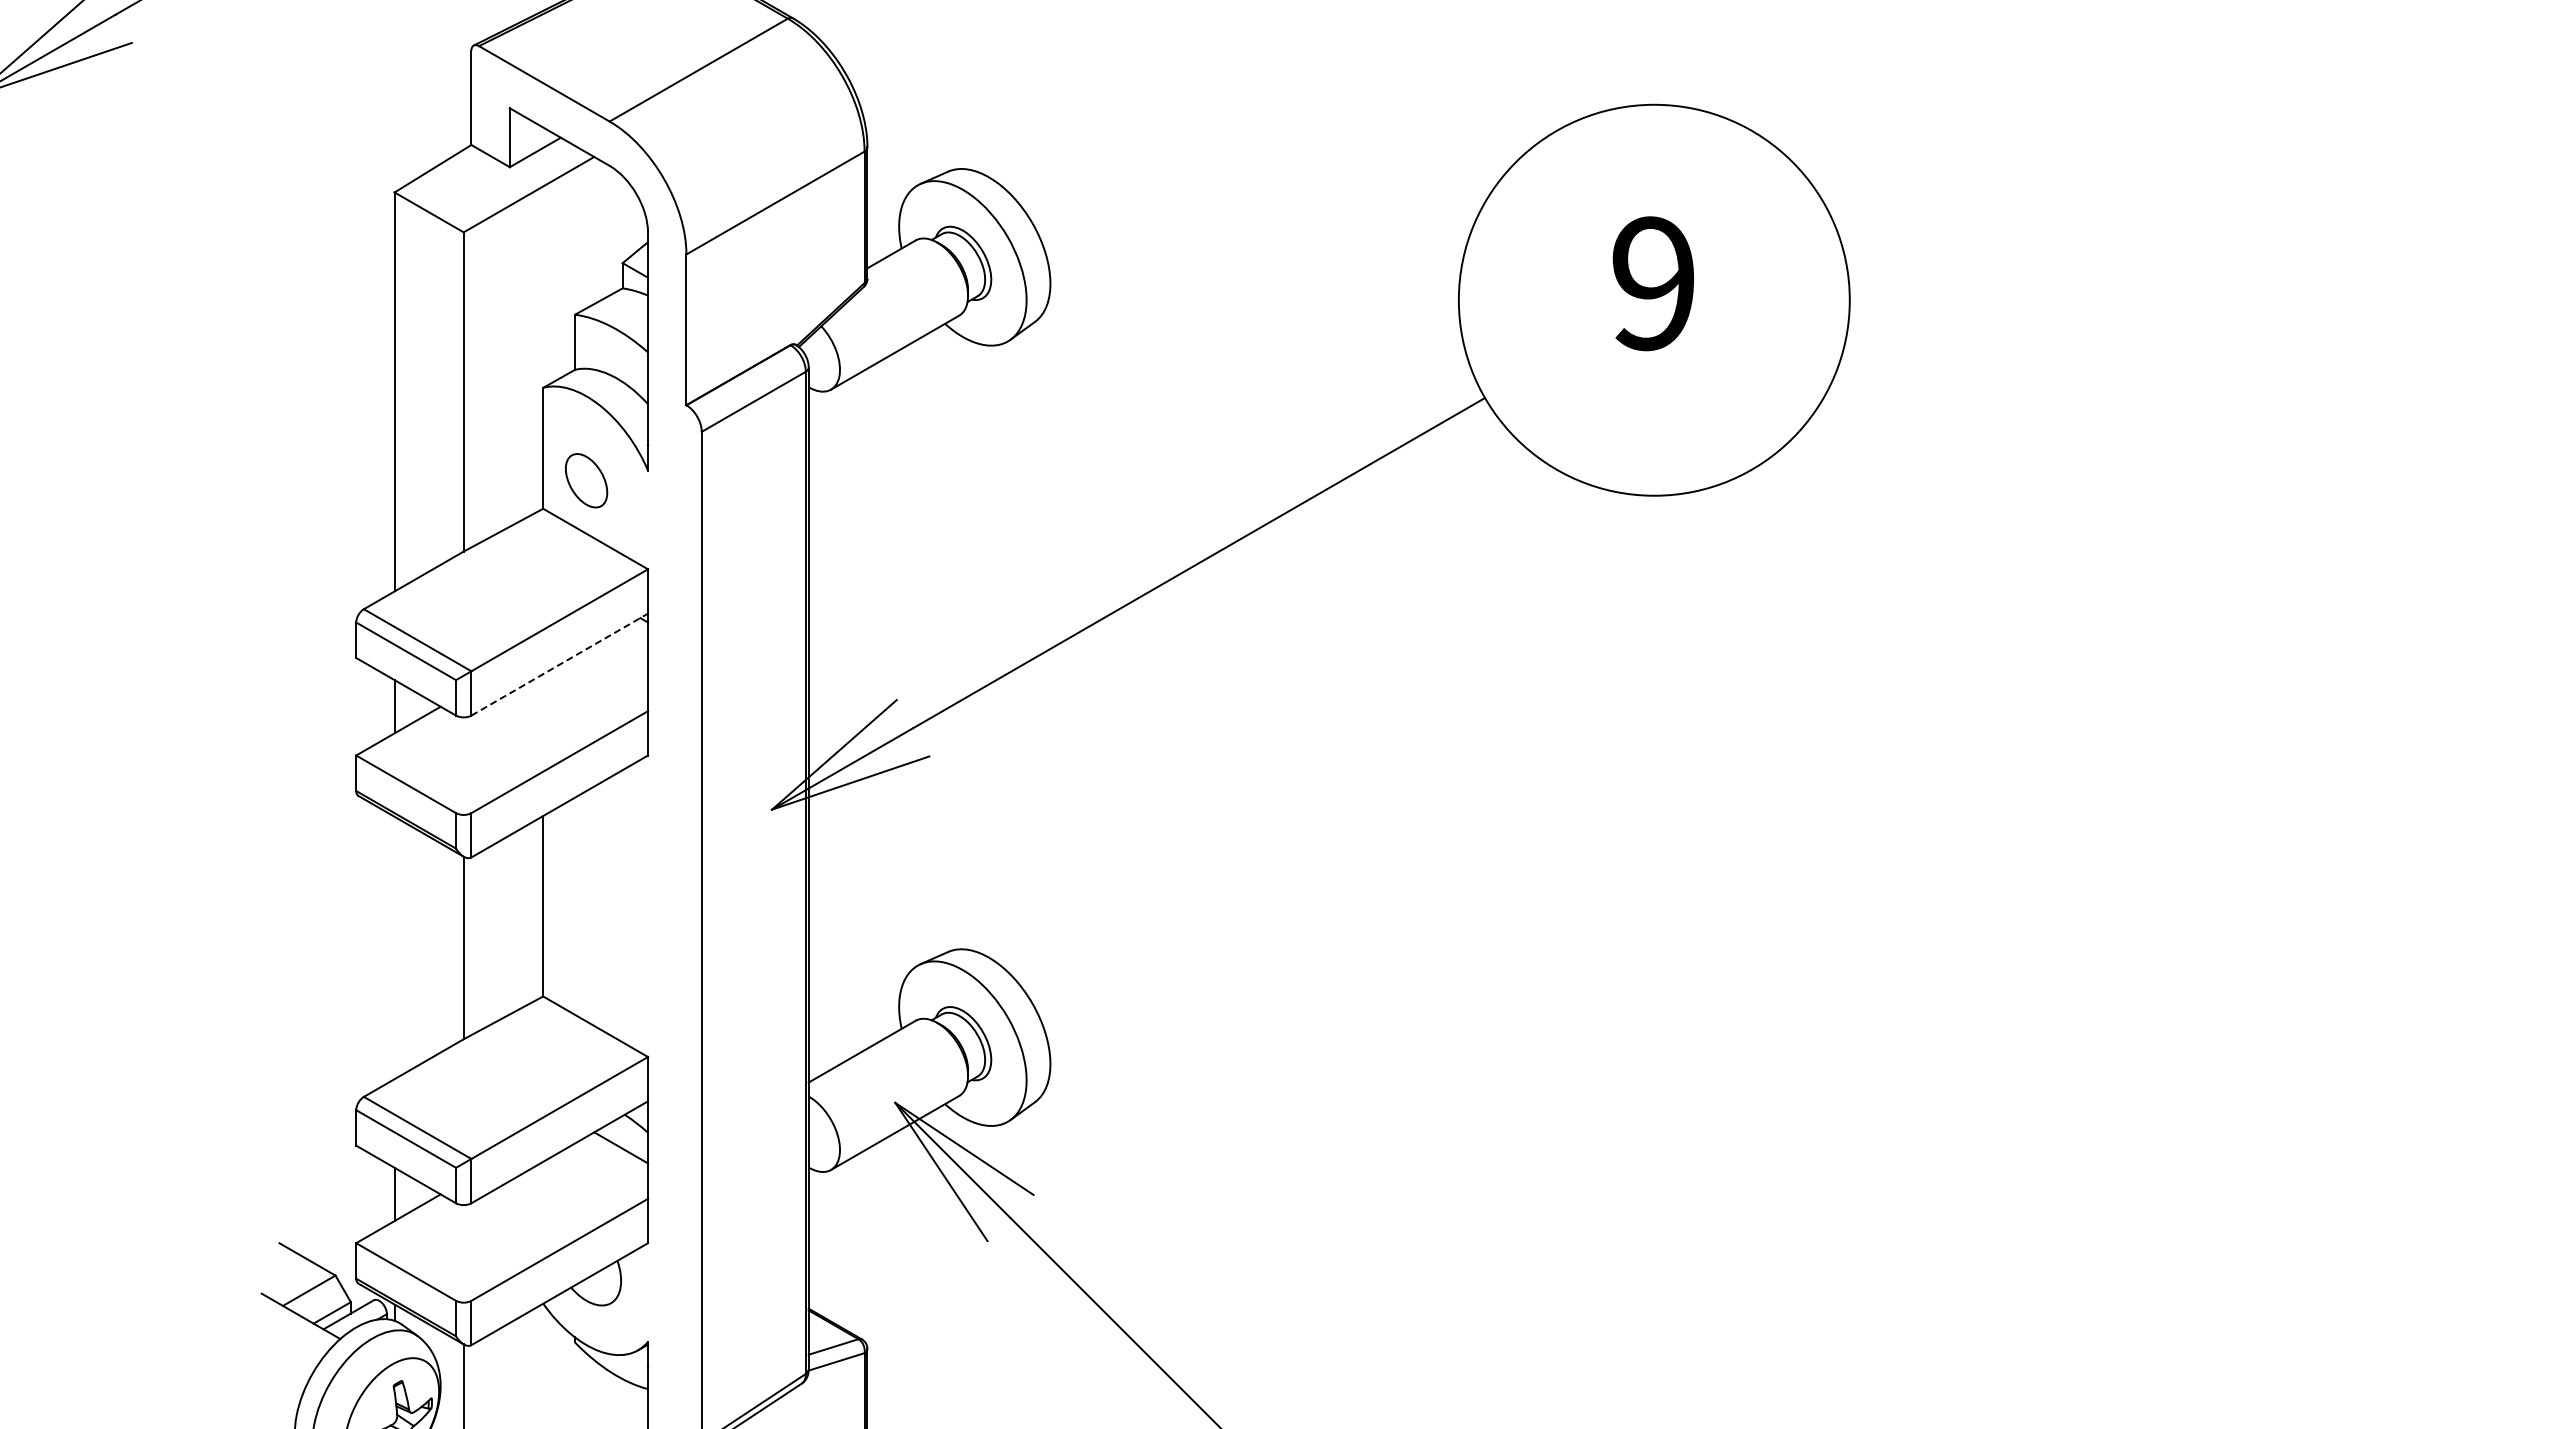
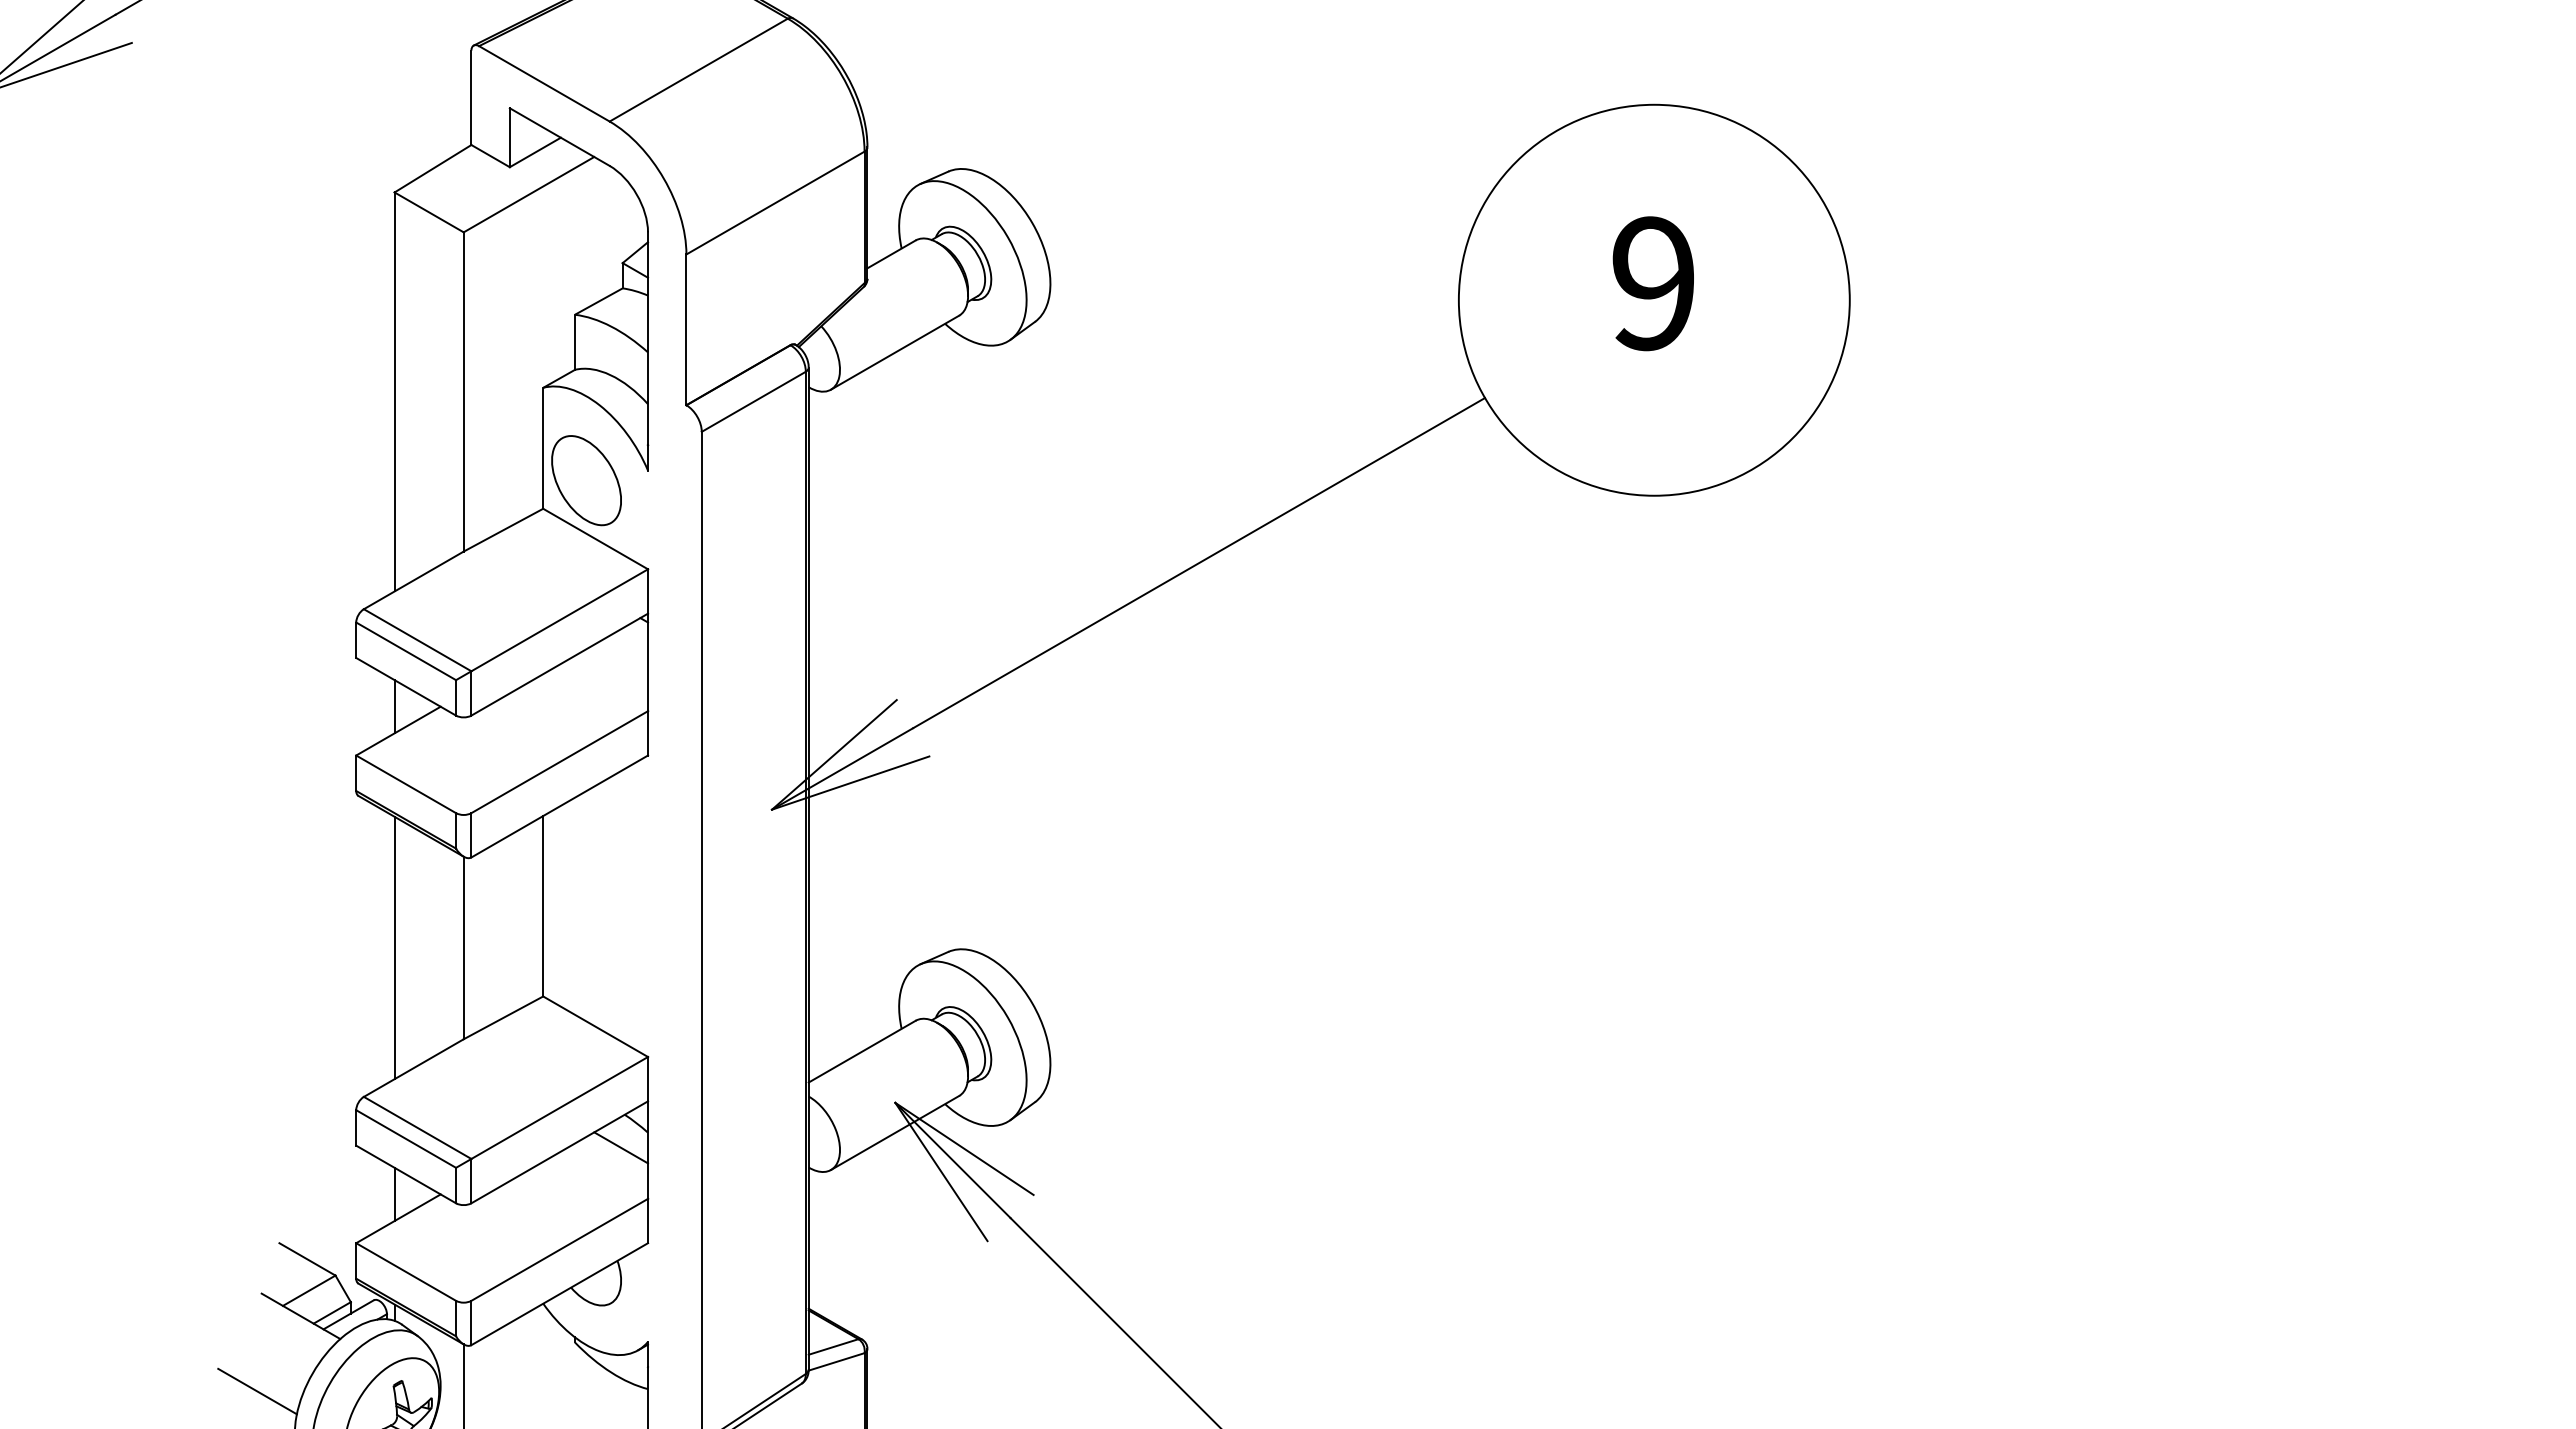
part size: 44x56 px -> 71x92 px (586, 480)
line: dashed -> solid (559, 664)
line: none -> present (394, 947)
line: none -> present (257, 1391)
